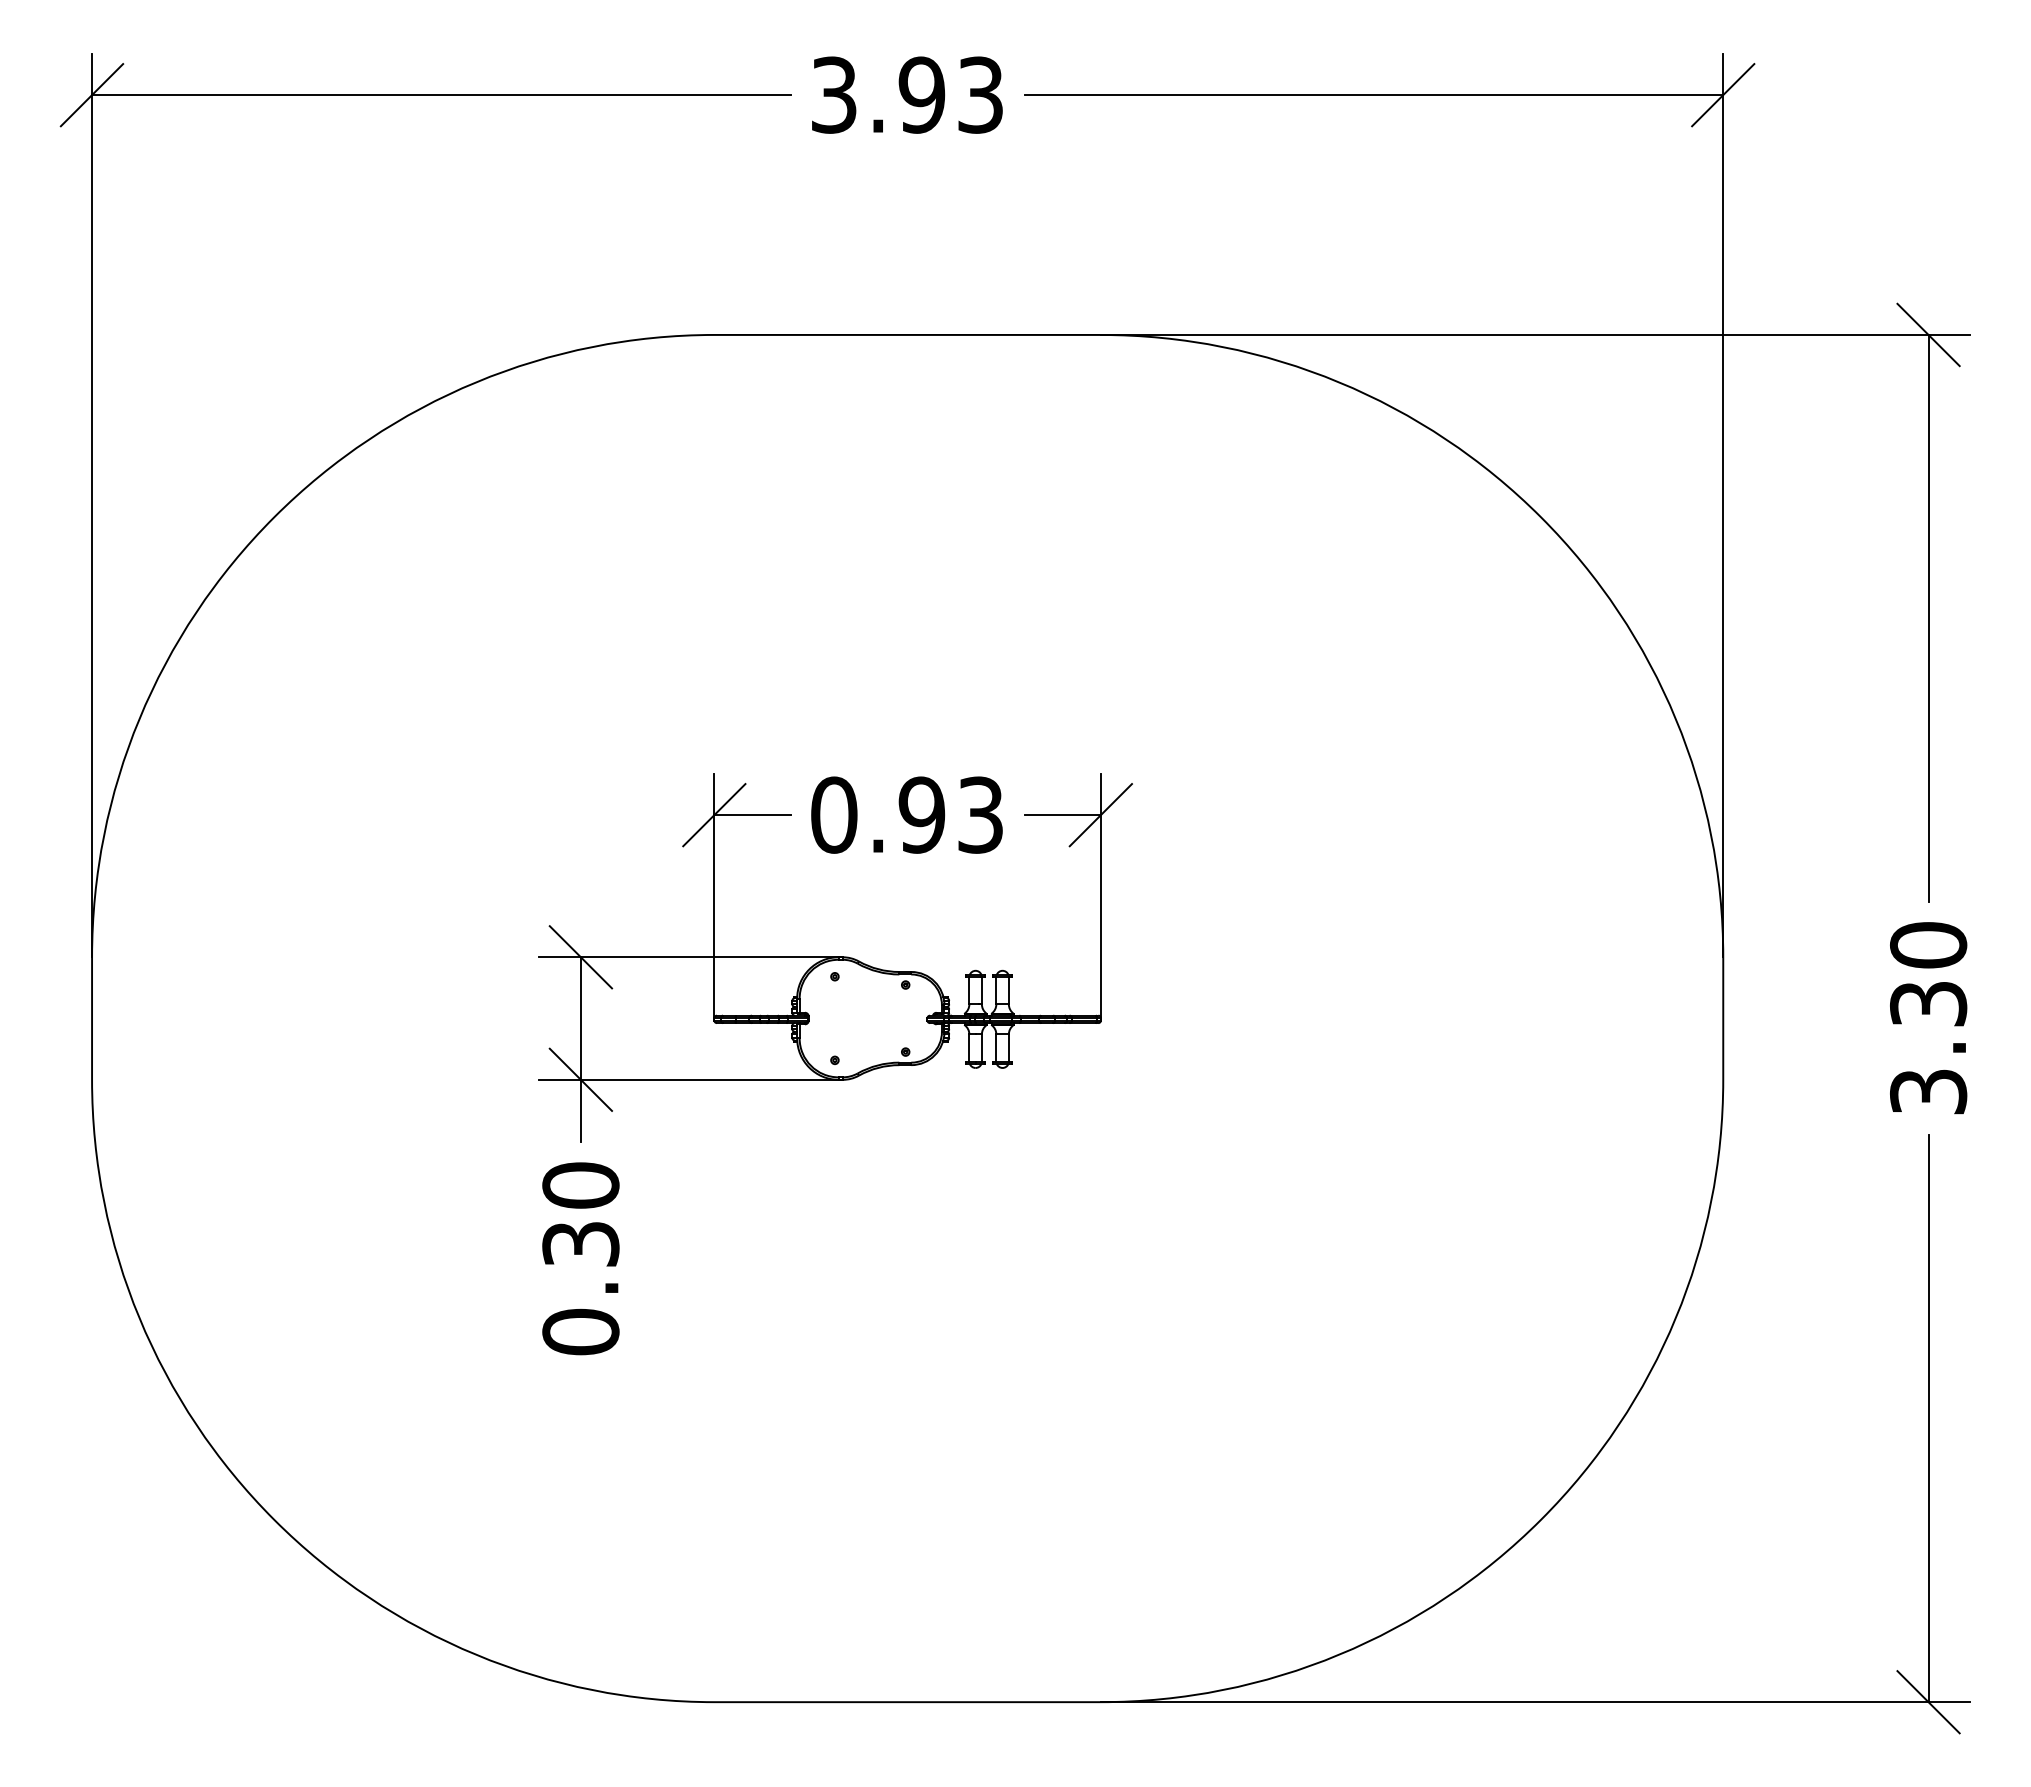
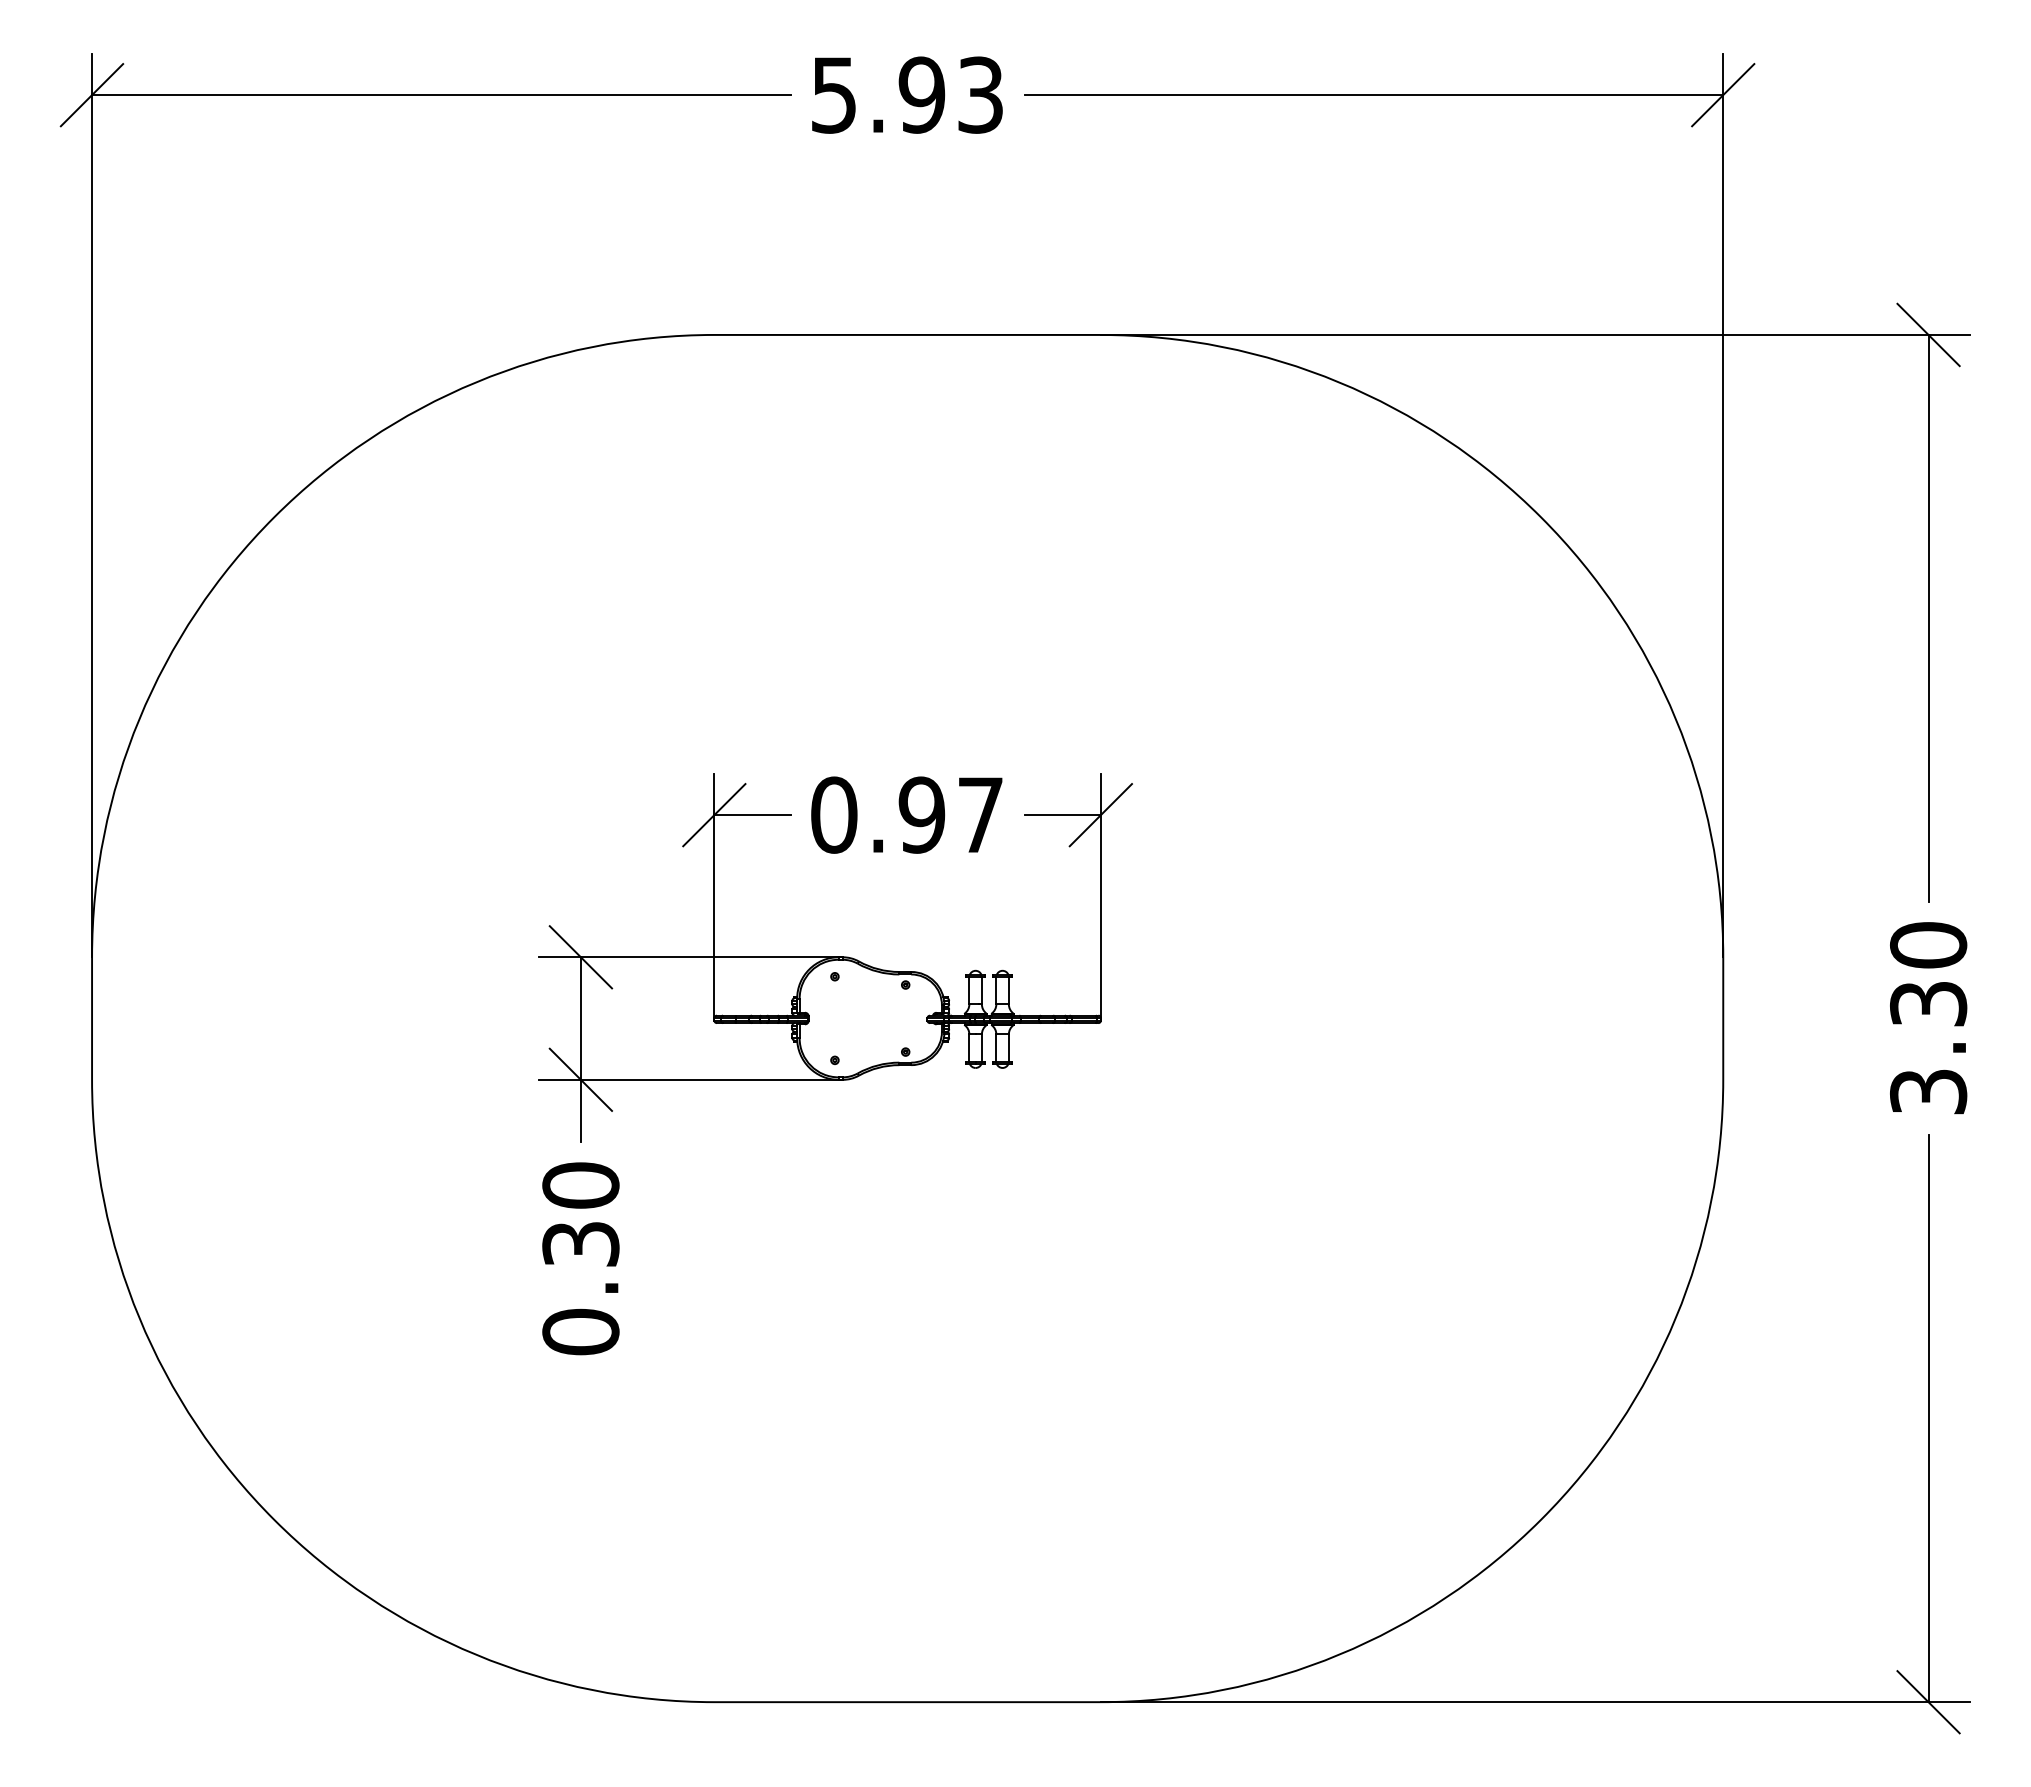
text: 3.93 -> 5.93 (834, 94)
text: 0.93 -> 0.97 (980, 814)
